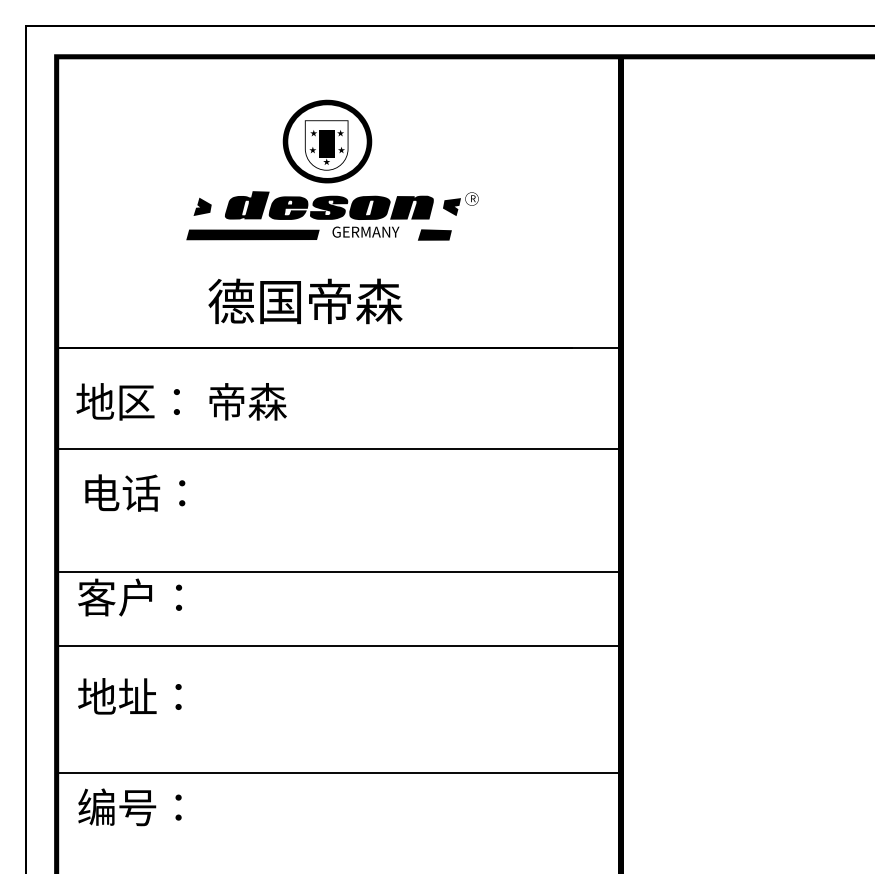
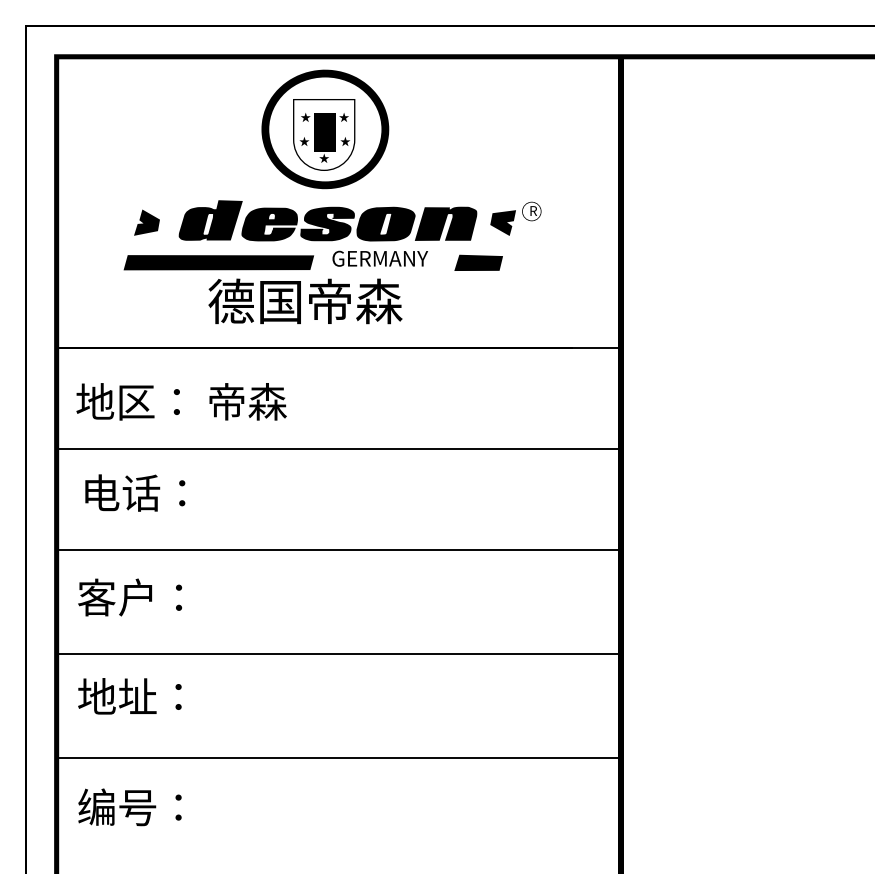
part size: 293x142 px -> 419x202 px (332, 169)
line position: (340, 572) -> (340, 550) (340, 550)
line position: (338, 646) -> (338, 654) (338, 654)
line position: (338, 773) -> (338, 758) (338, 758)
